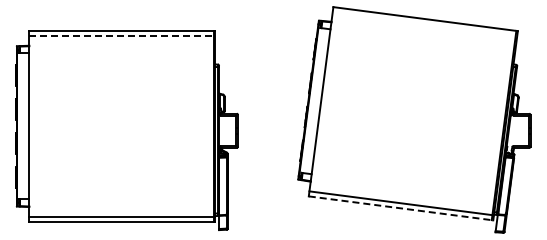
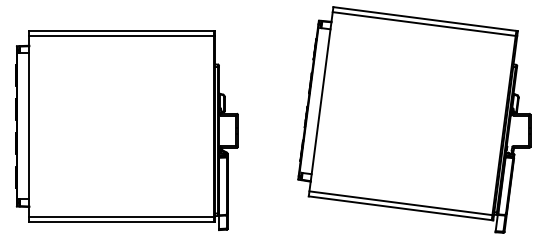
line: none -> present (424, 24)
line: dashed -> solid (122, 36)
line: dashed -> solid (401, 208)
